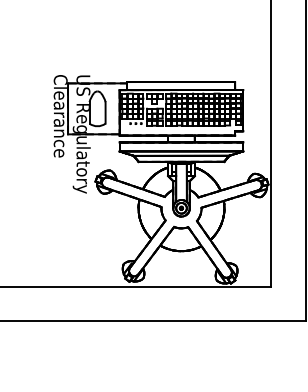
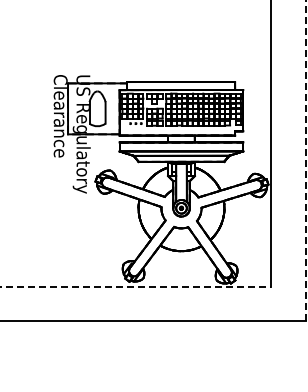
line: solid -> dashed (305, 160)
line: solid -> dashed (136, 286)
